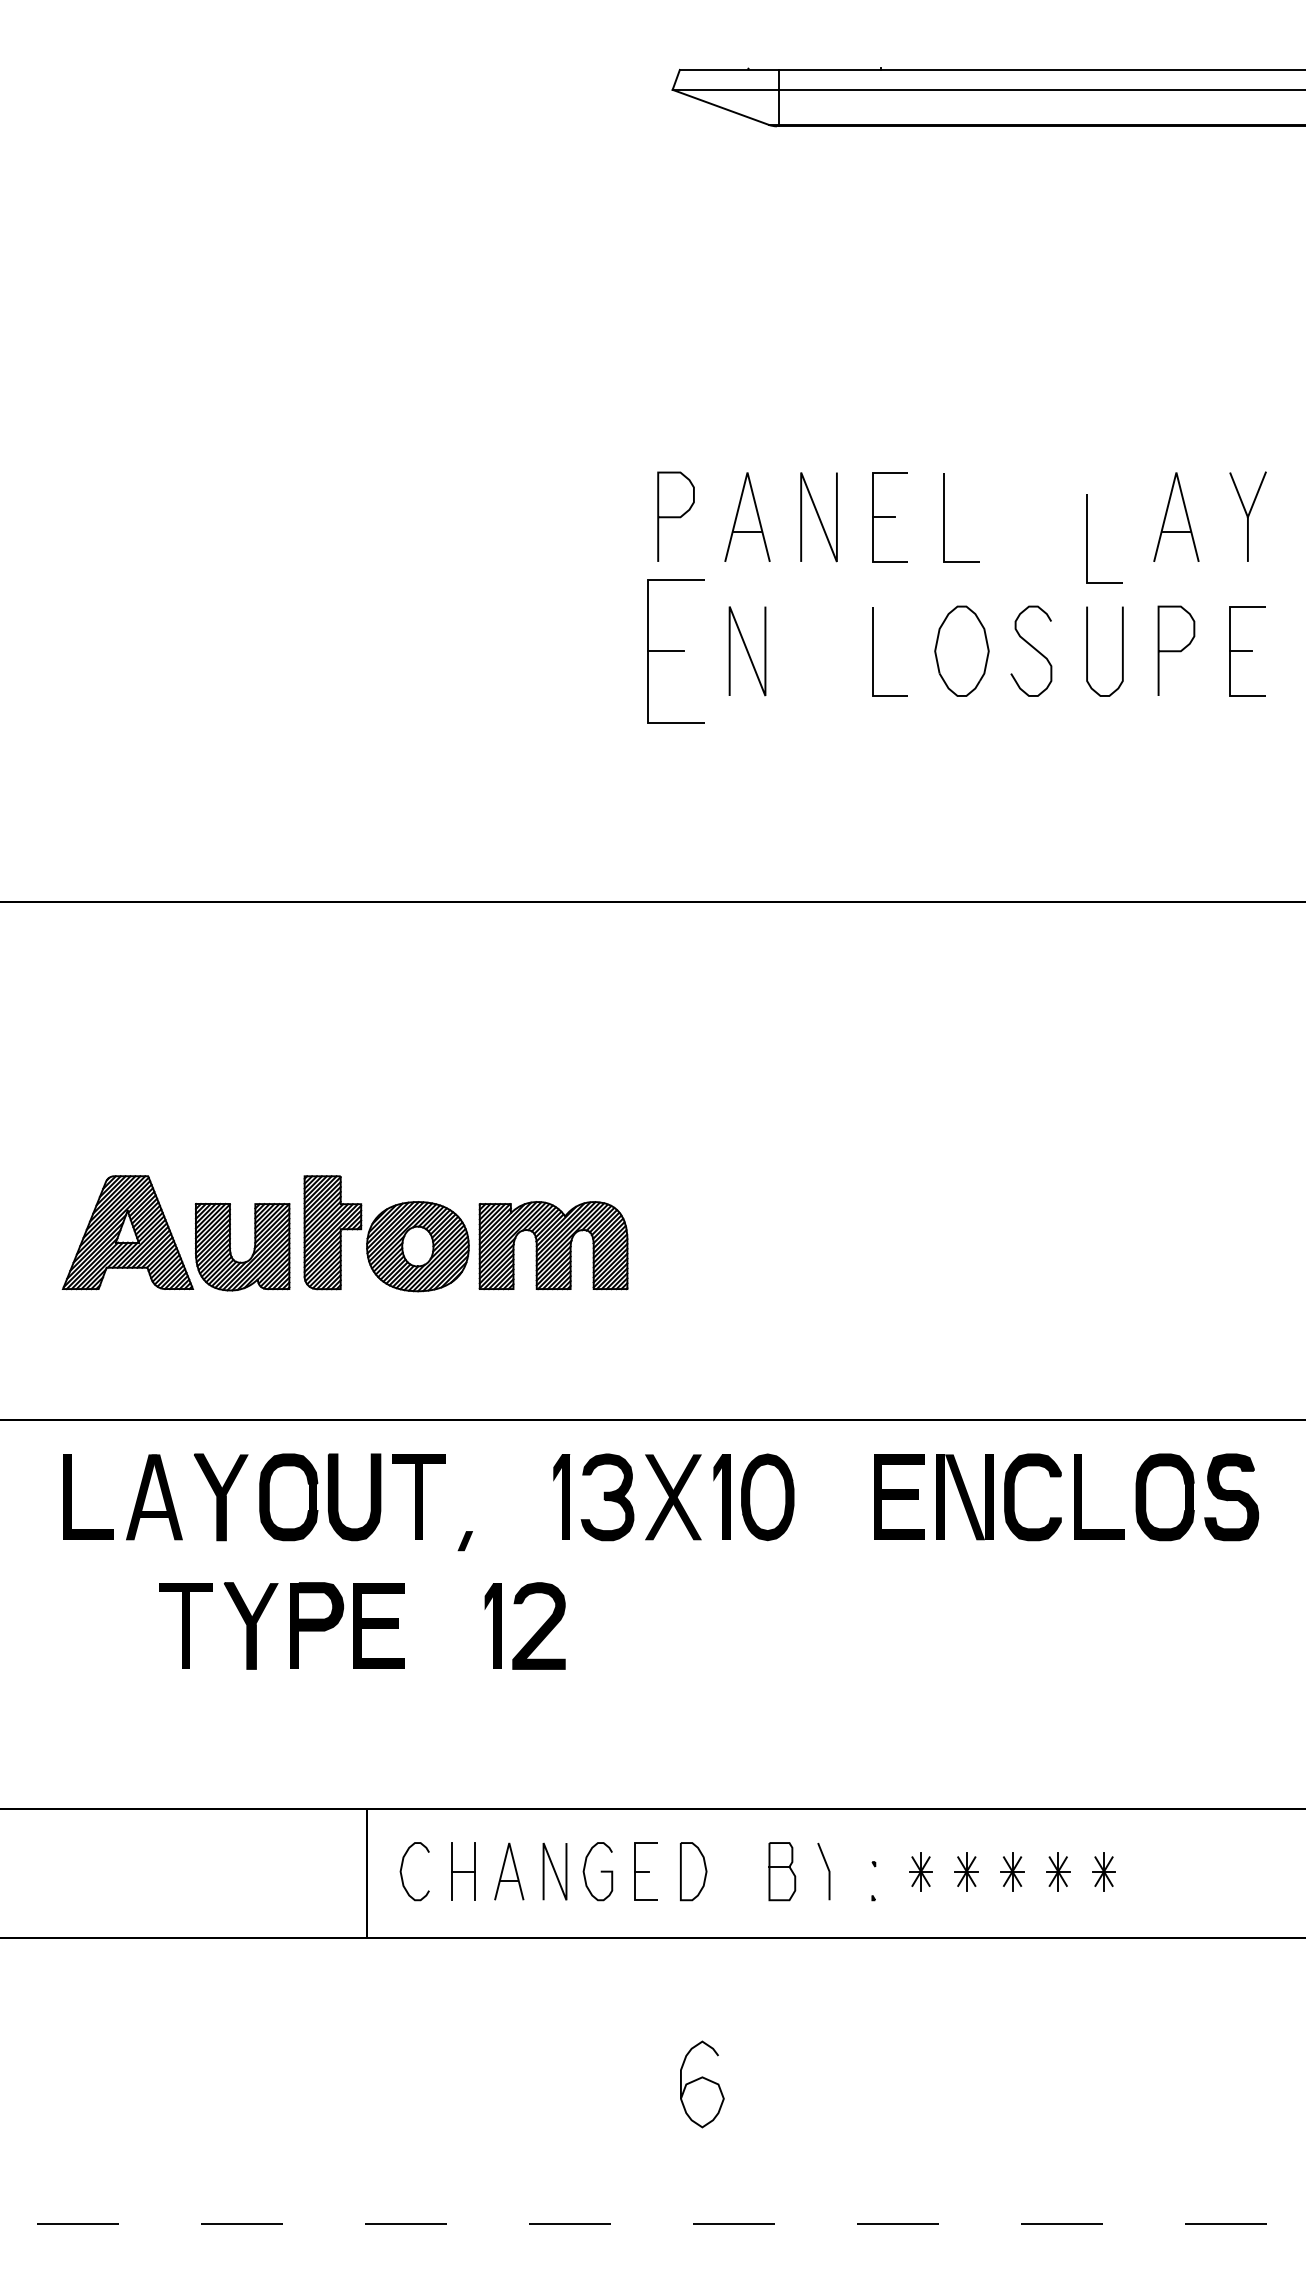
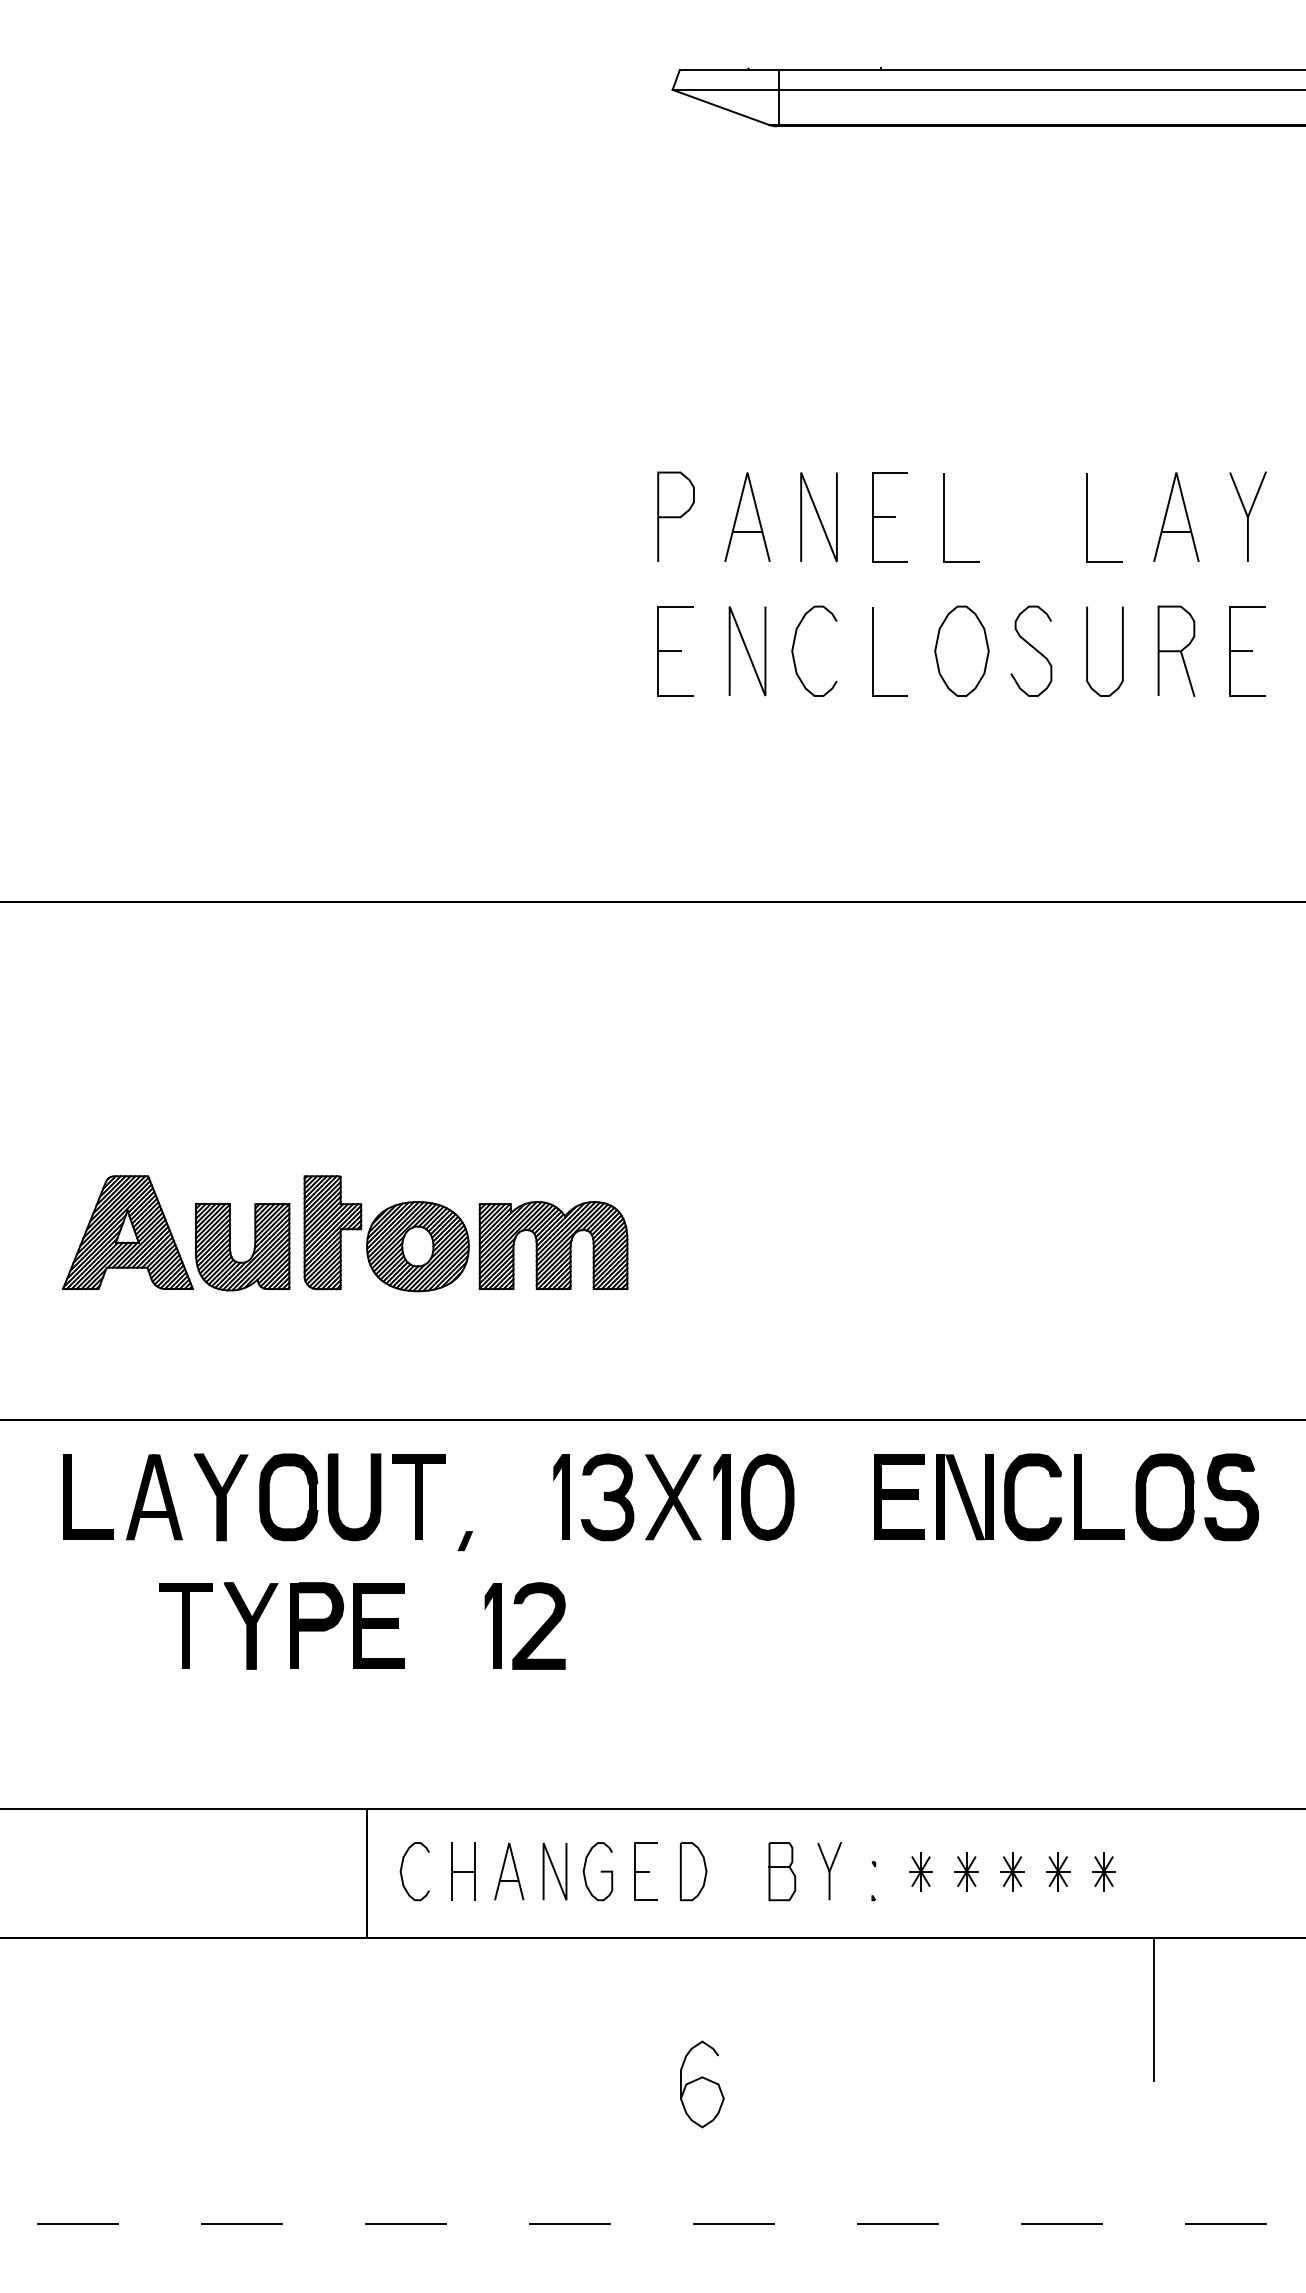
line position: (1087, 538) -> (1087, 517) (1087, 517)
curve: none -> present (794, 646)
part size: 58x145 px -> 37x91 px (675, 651)
line: none -> present (1187, 673)
line: none -> present (834, 1857)
line: none -> present (1154, 2009)
